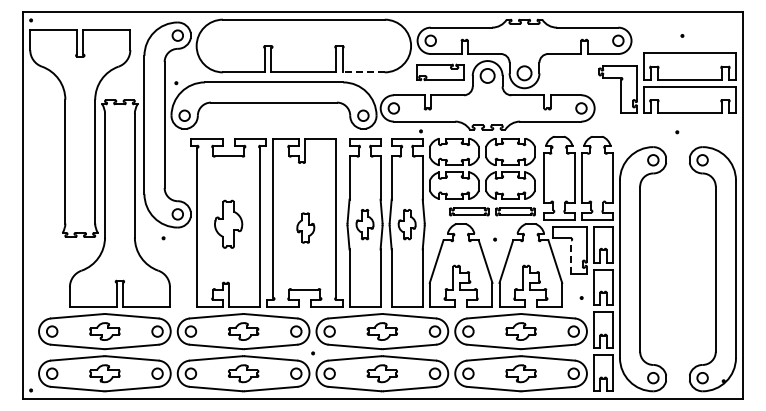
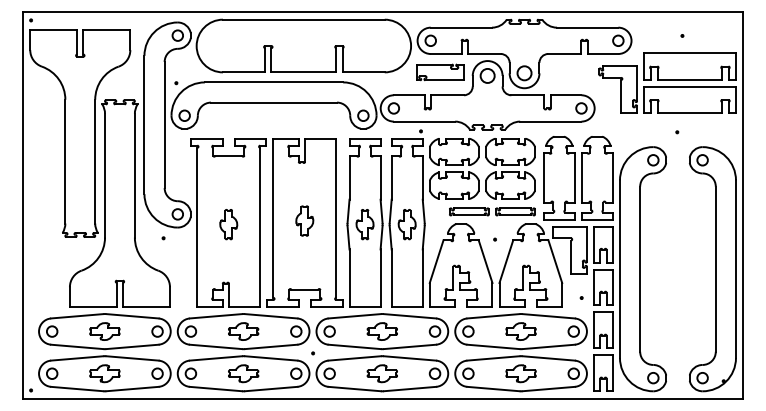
line: dashed -> solid (363, 72)
part size: 30x50 px -> 20x32 px (228, 224)
part position: (305, 227) -> (304, 220) (304, 220)
line: dashed -> solid (571, 257)
